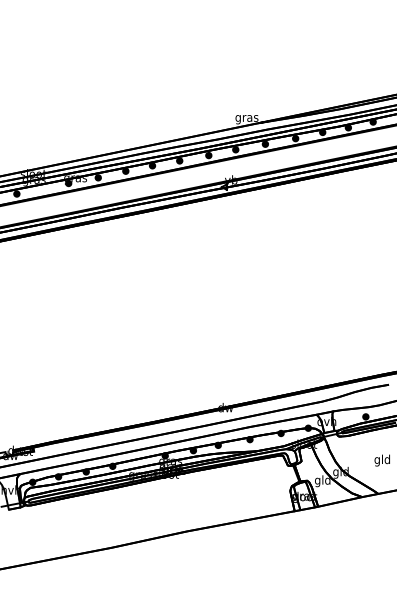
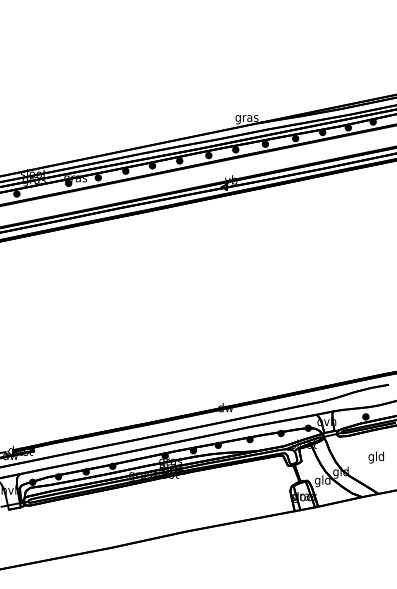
text position: (381, 460) -> (375, 457) (375, 457)
